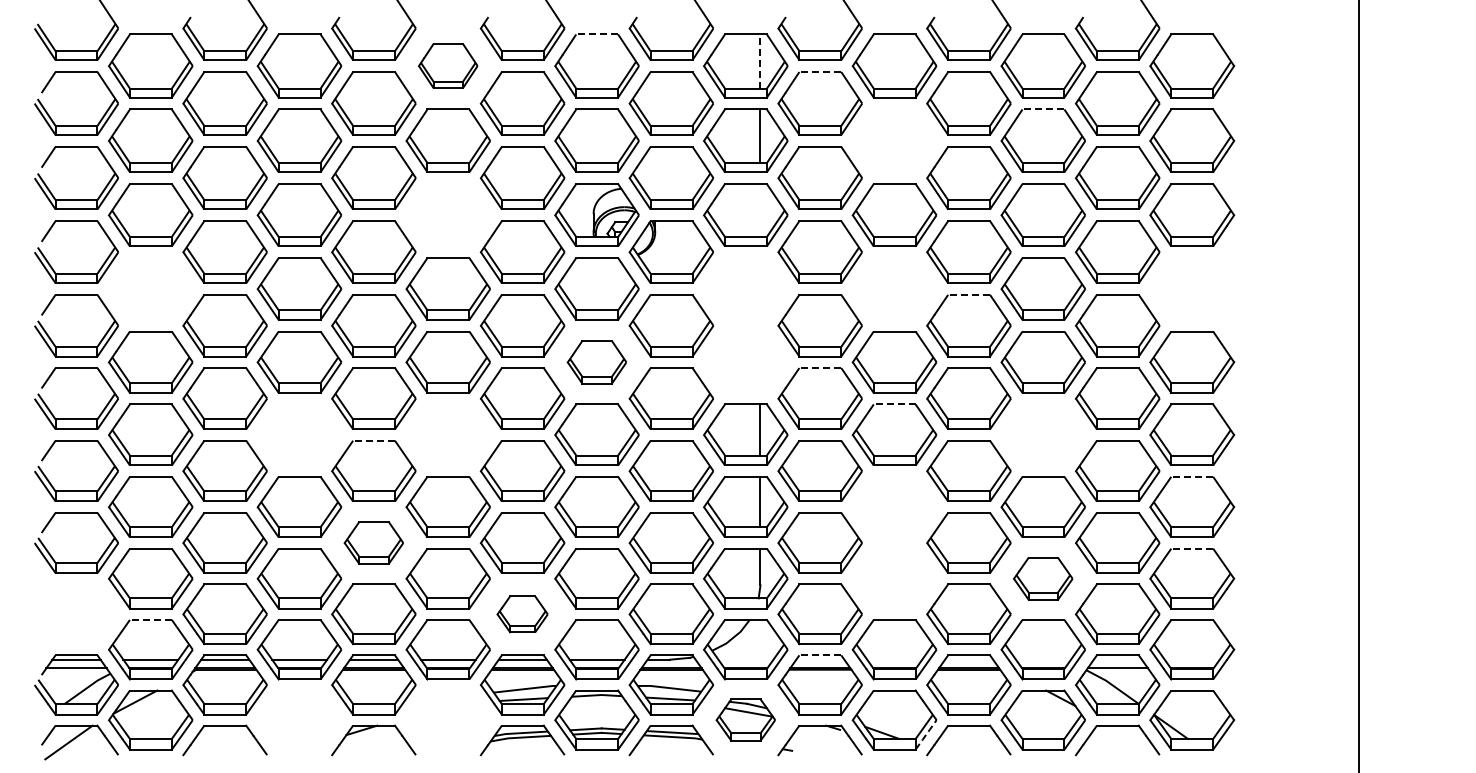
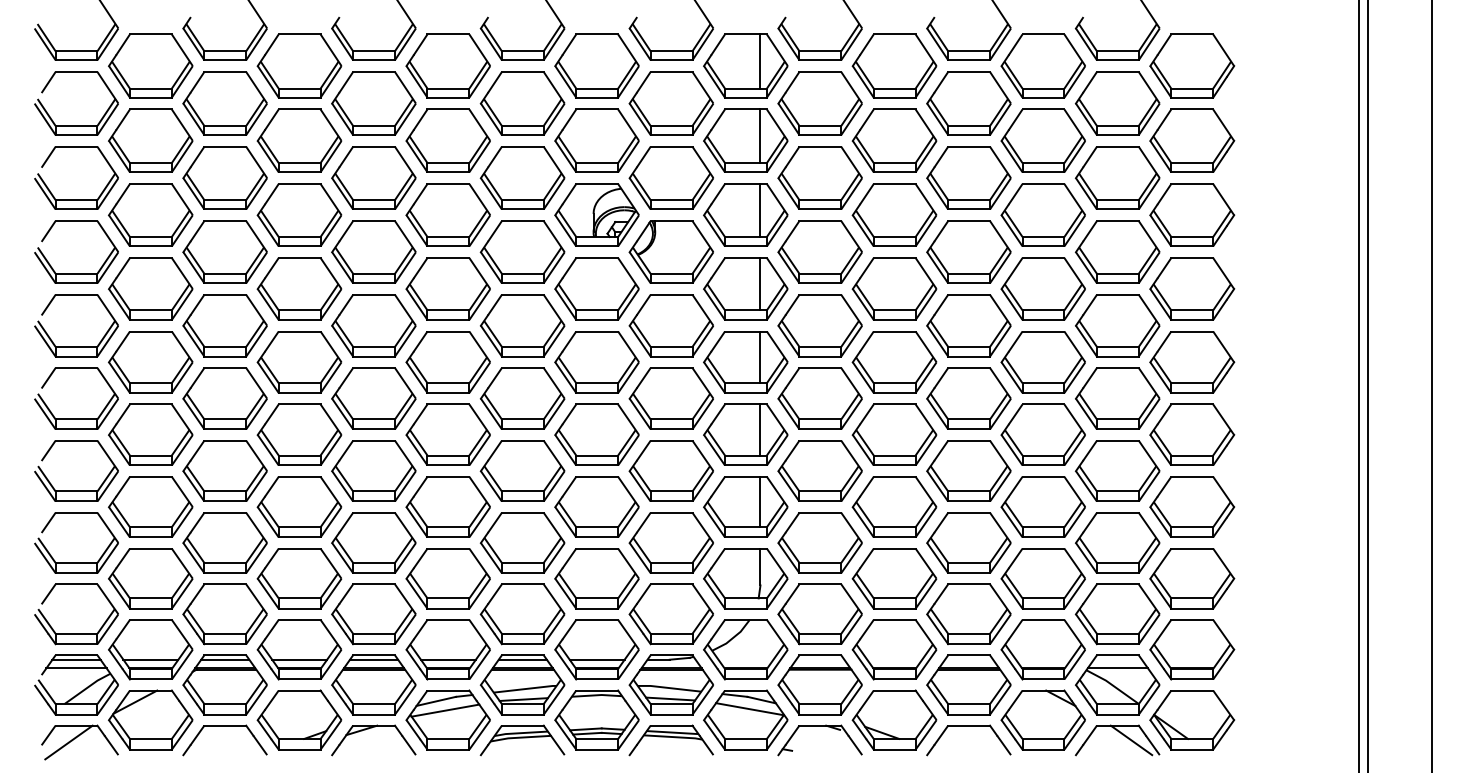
line: dashed -> solid (597, 34)
line: dashed -> solid (760, 61)
part size: 62x46 px -> 86x66 px (447, 65)
line: dashed -> solid (820, 72)
line: dashed -> solid (1043, 109)
part: none -> present (894, 140)
line: none -> present (760, 210)
part: none -> present (447, 214)
part: none -> present (150, 288)
part: none -> present (745, 288)
part: none -> present (894, 288)
part: none -> present (1192, 288)
line: dashed -> solid (969, 294)
part size: 61x45 px -> 86x63 px (596, 362)
part: none -> present (745, 362)
line: dashed -> solid (820, 368)
line: none -> present (1368, 385)
line: none -> present (1431, 385)
line: dashed -> solid (894, 404)
part: none -> present (299, 434)
part: none -> present (447, 434)
part: none -> present (1042, 434)
line: dashed -> solid (374, 440)
line: dashed -> solid (1192, 476)
part: none -> present (894, 506)
part size: 61x44 px -> 86x62 px (373, 542)
line: dashed -> solid (1192, 548)
part: none -> present (894, 578)
part size: 61x44 px -> 86x62 px (1042, 578)
part size: 53x39 px -> 87x63 px (522, 614)
line: dashed -> solid (150, 619)
part: none -> present (76, 633)
line: dashed -> solid (820, 655)
part: none -> present (299, 719)
part: none -> present (447, 719)
part size: 61x44 px -> 86x62 px (745, 719)
line: dashed -> solid (926, 734)
line: none -> present (1131, 740)
